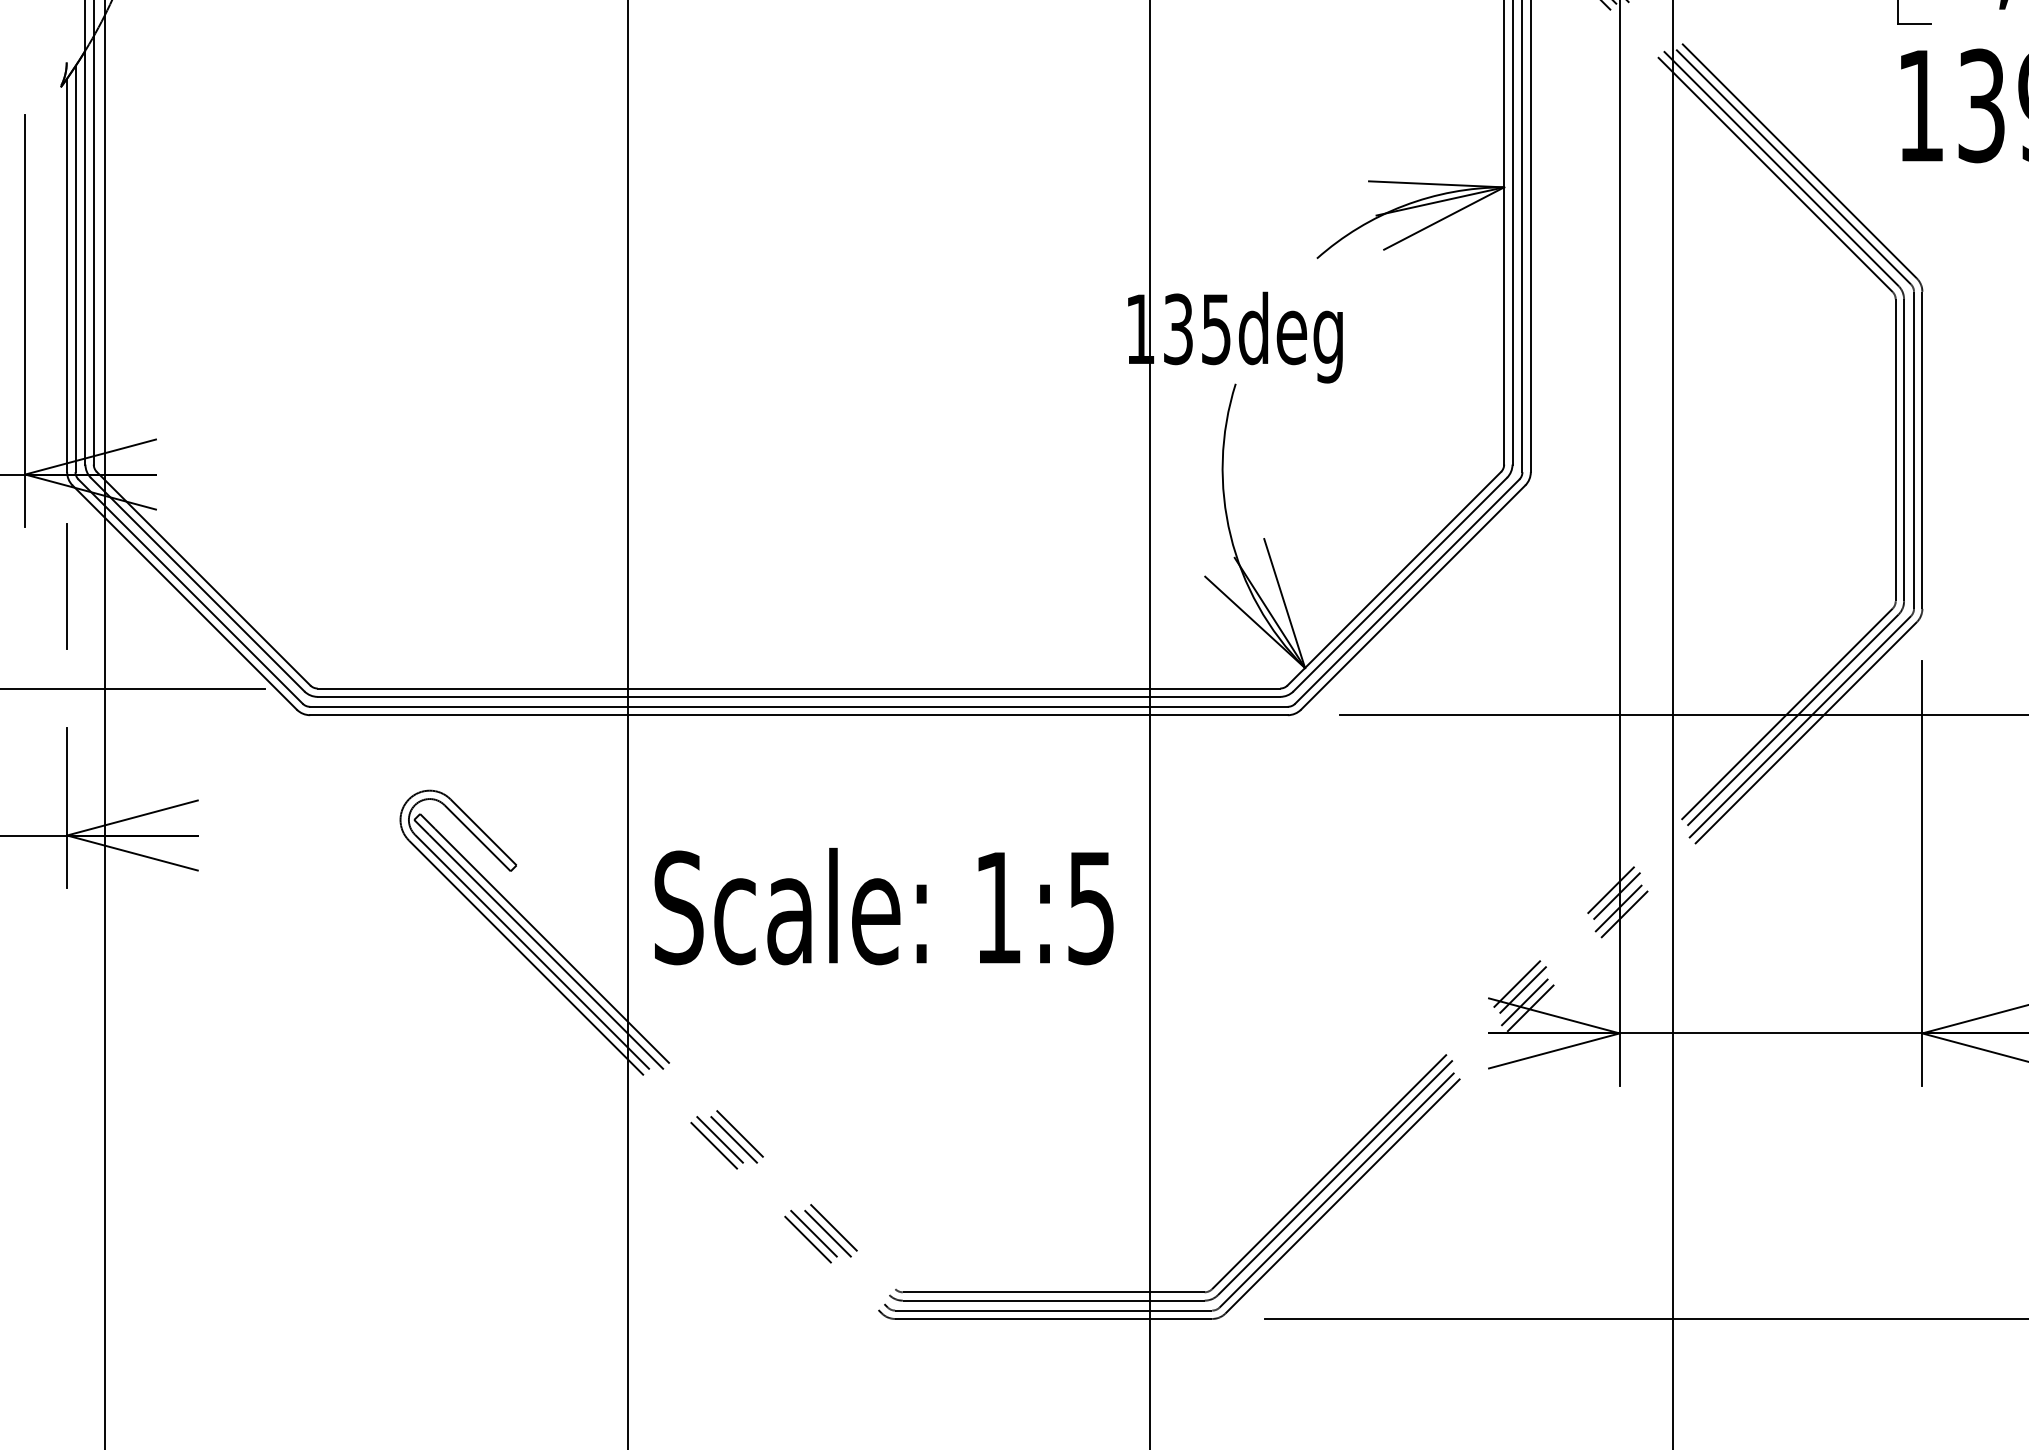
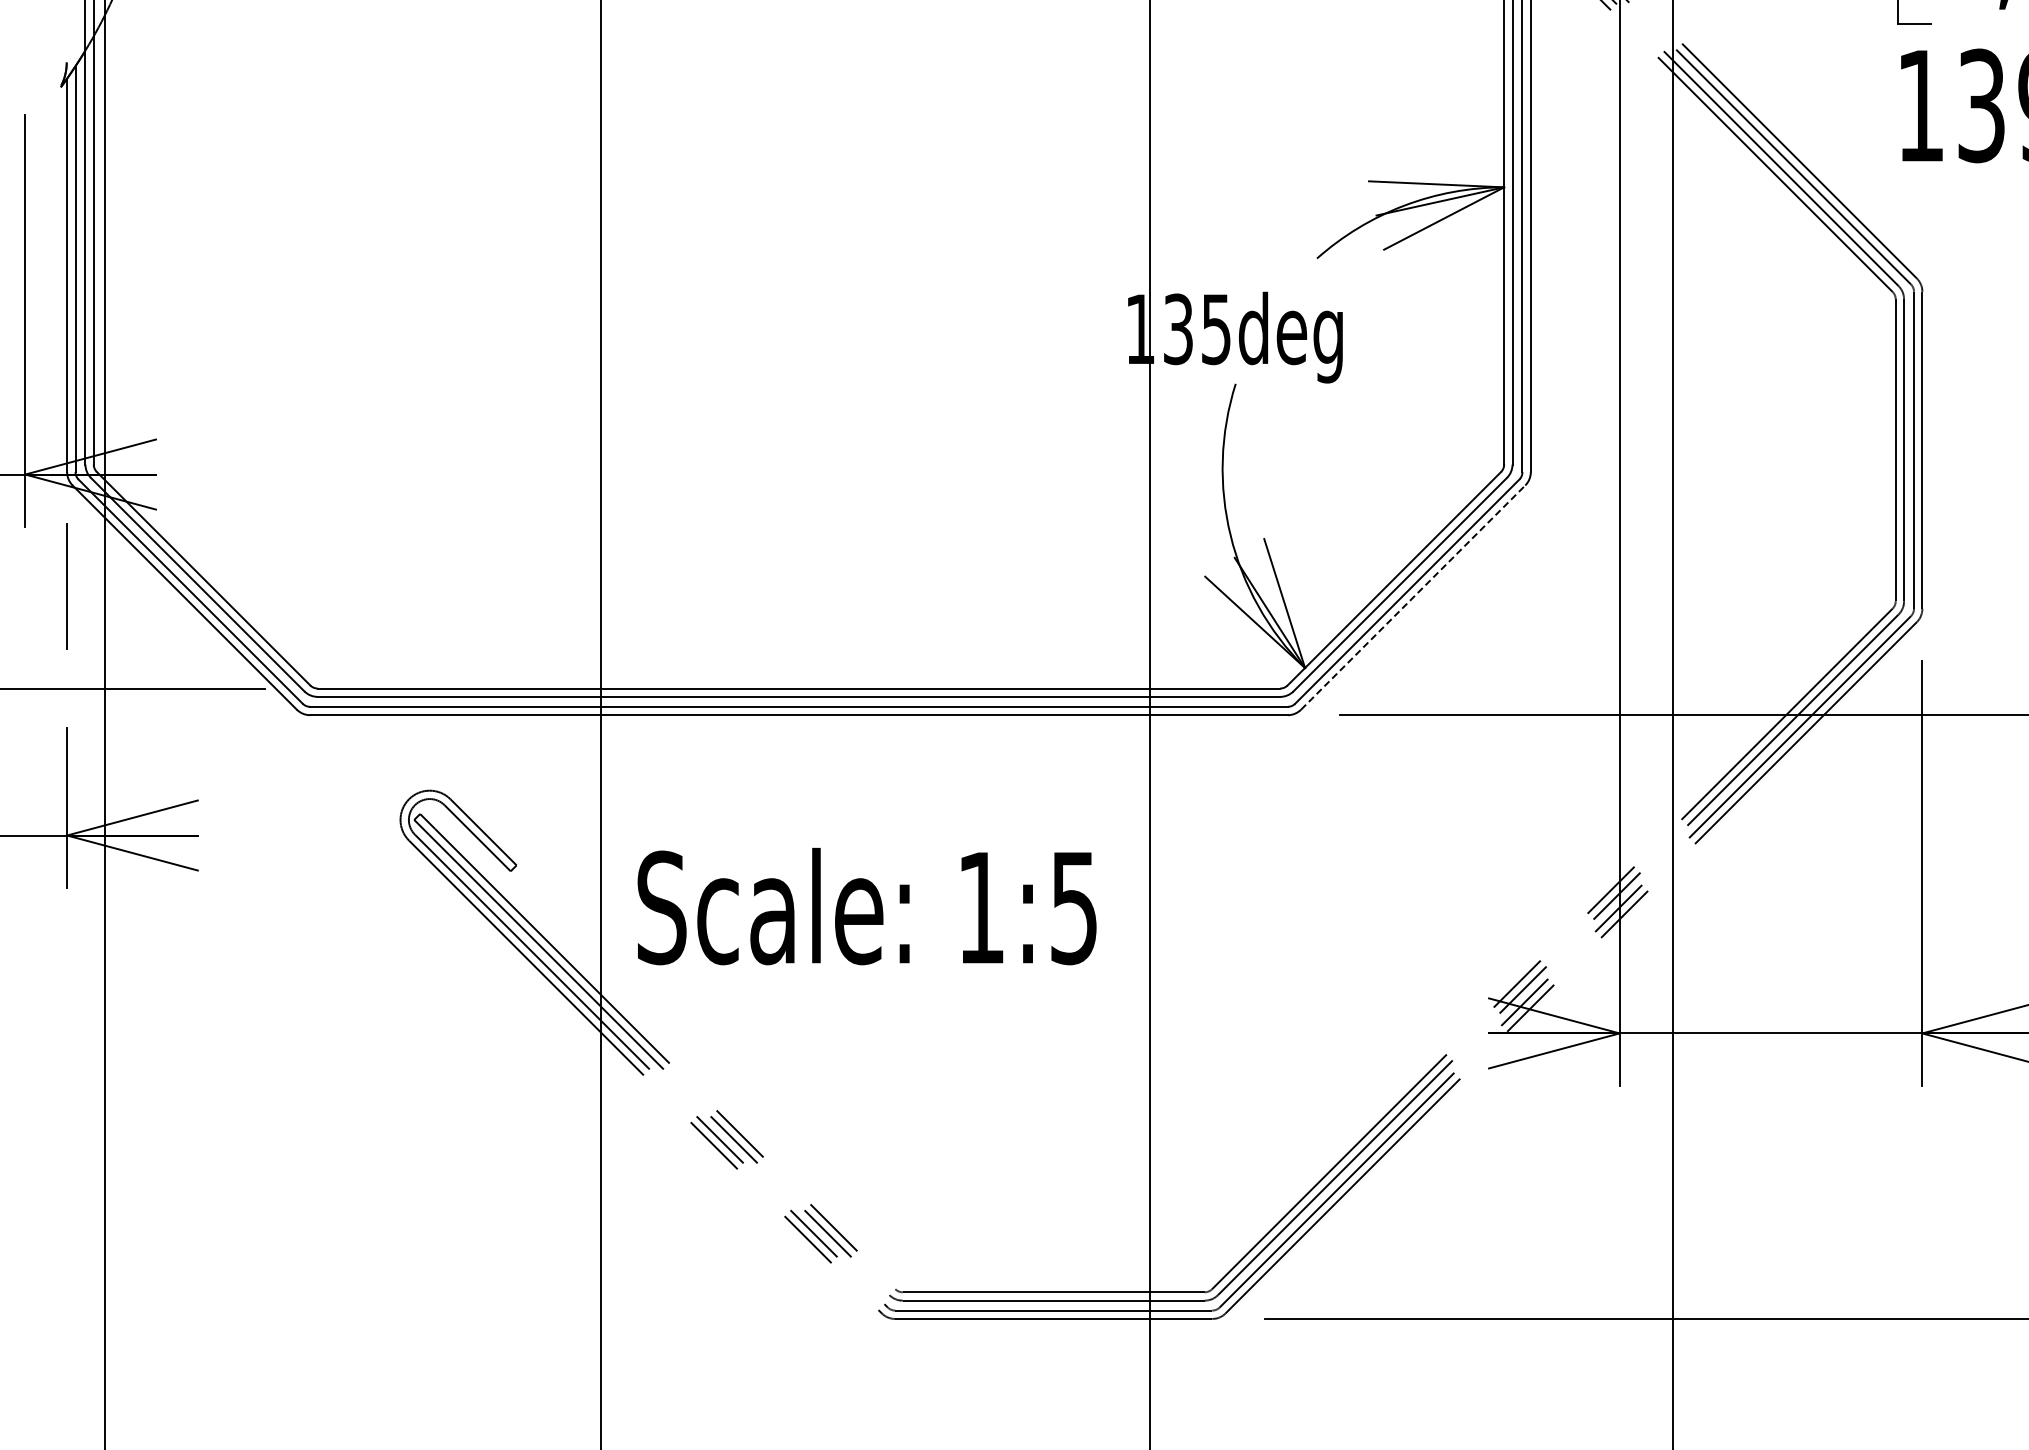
line: solid -> dashed (1413, 597)
line position: (627, 724) -> (600, 724) (600, 724)
text position: (883, 906) -> (866, 906) (866, 906)
